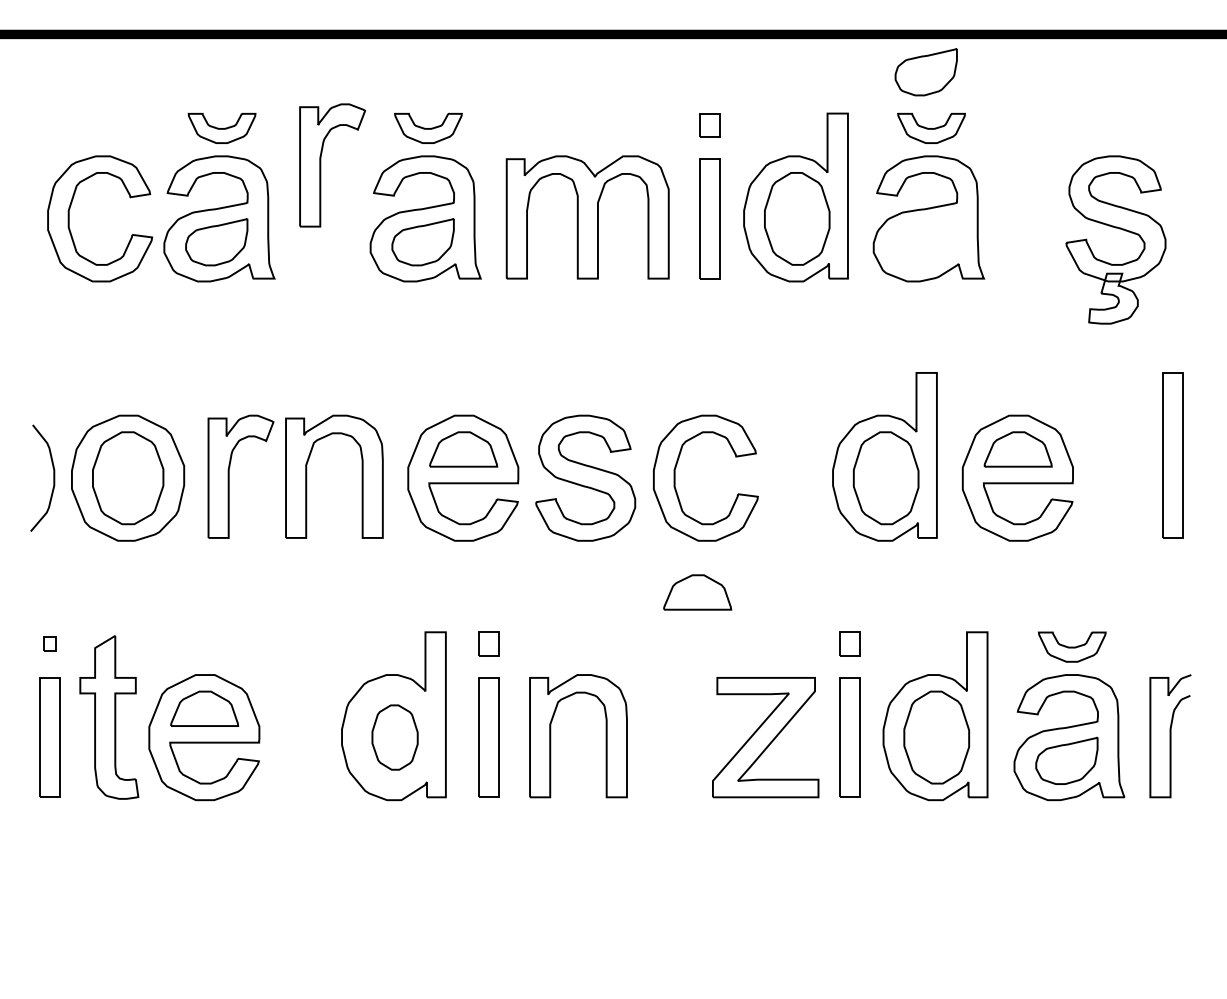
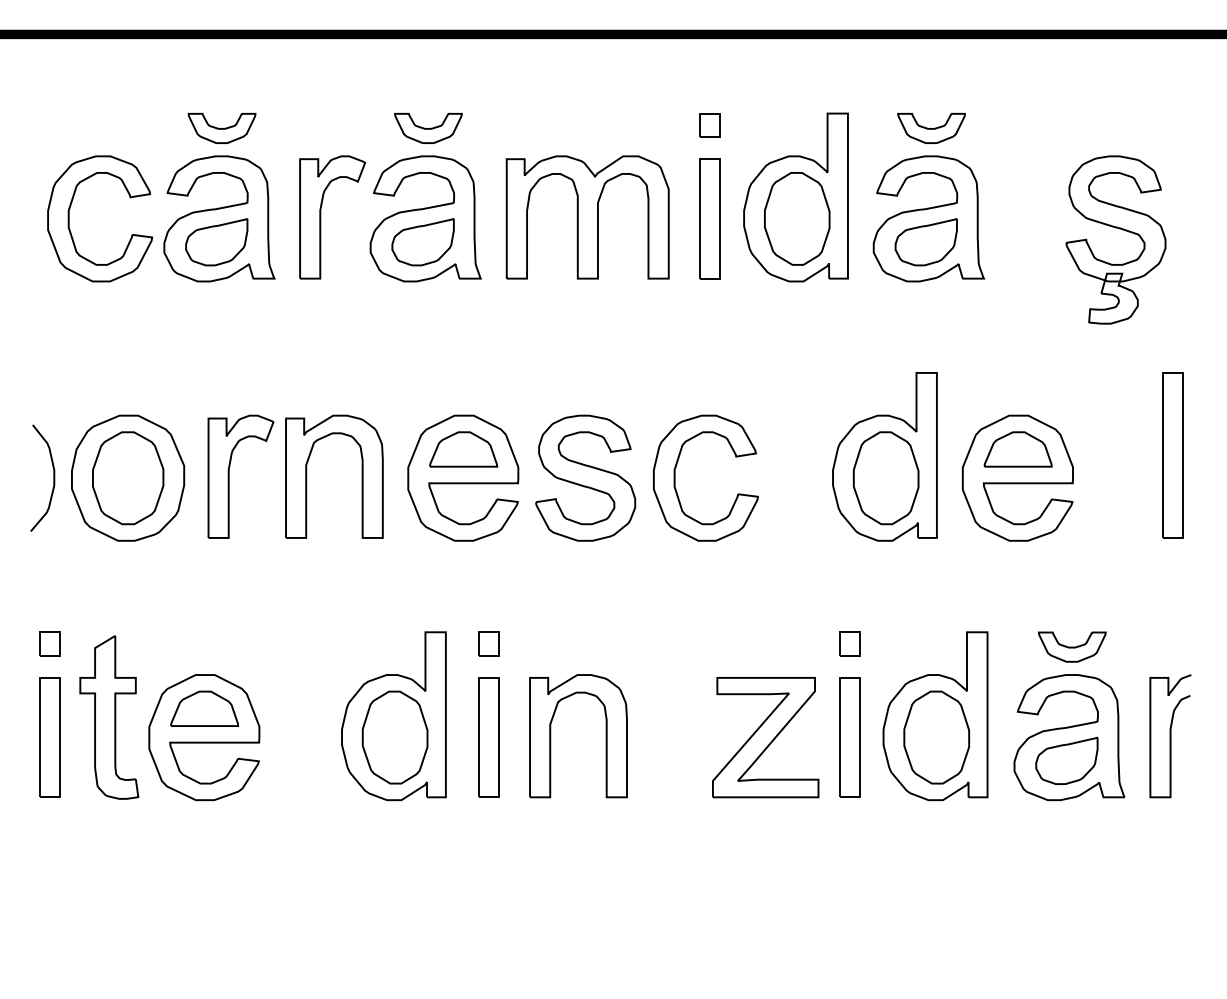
part position: (925, 72) -> (925, 242) (925, 242)
part position: (321, 165) -> (321, 217) (321, 217)
part: present -> none (697, 592)
part size: 14x16 px -> 22x26 px (49, 643)
part size: 48x67 px -> 68x95 px (394, 737)
